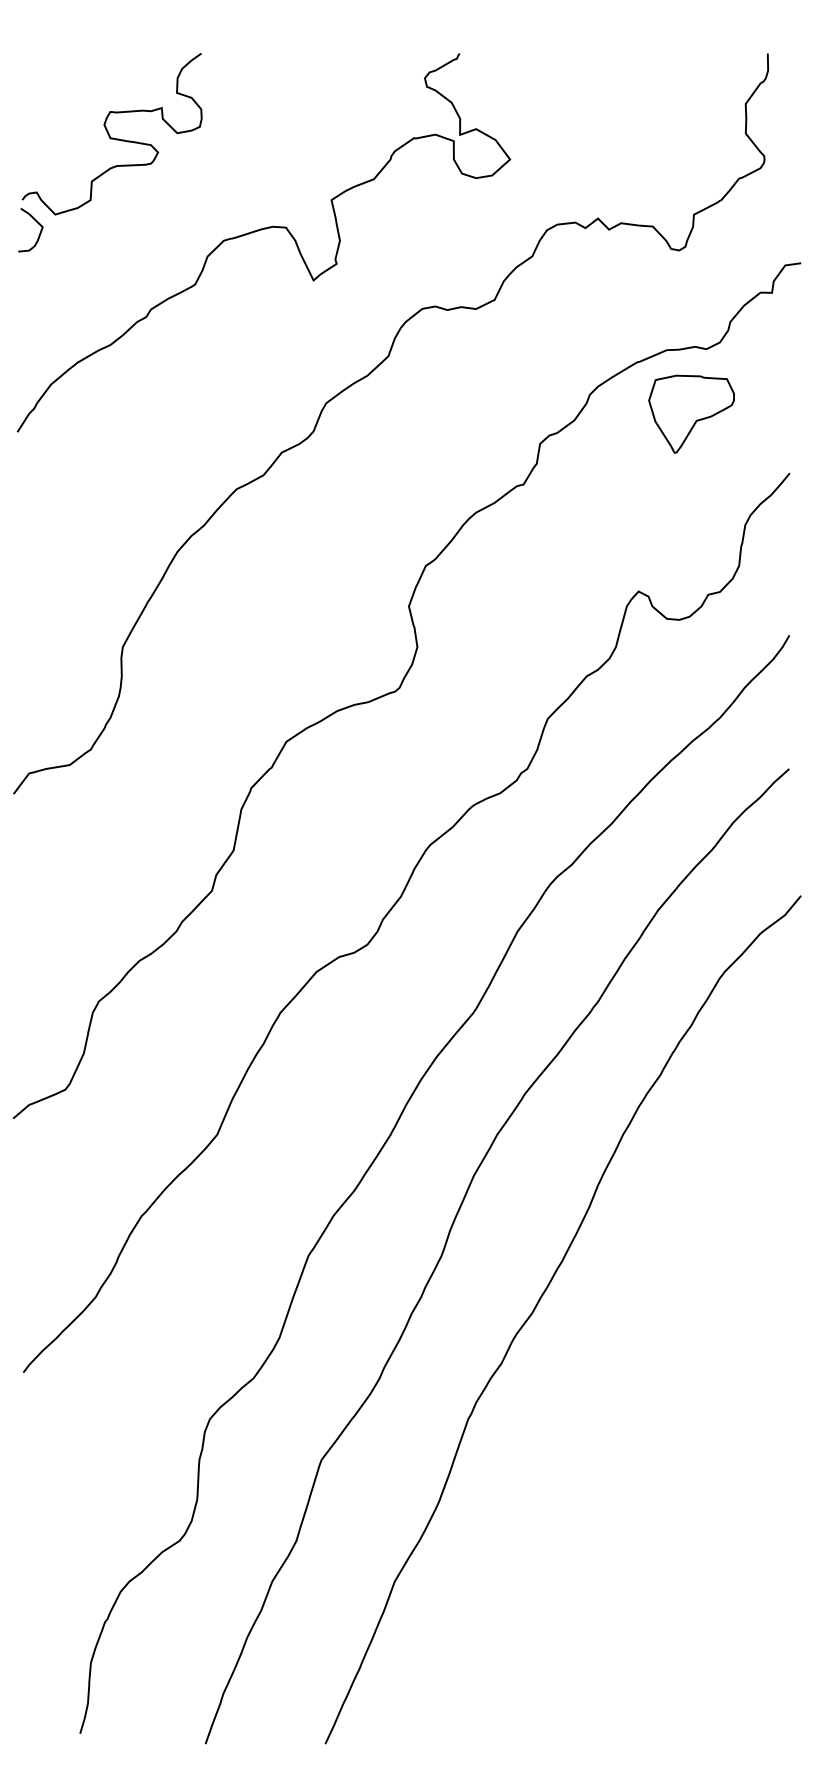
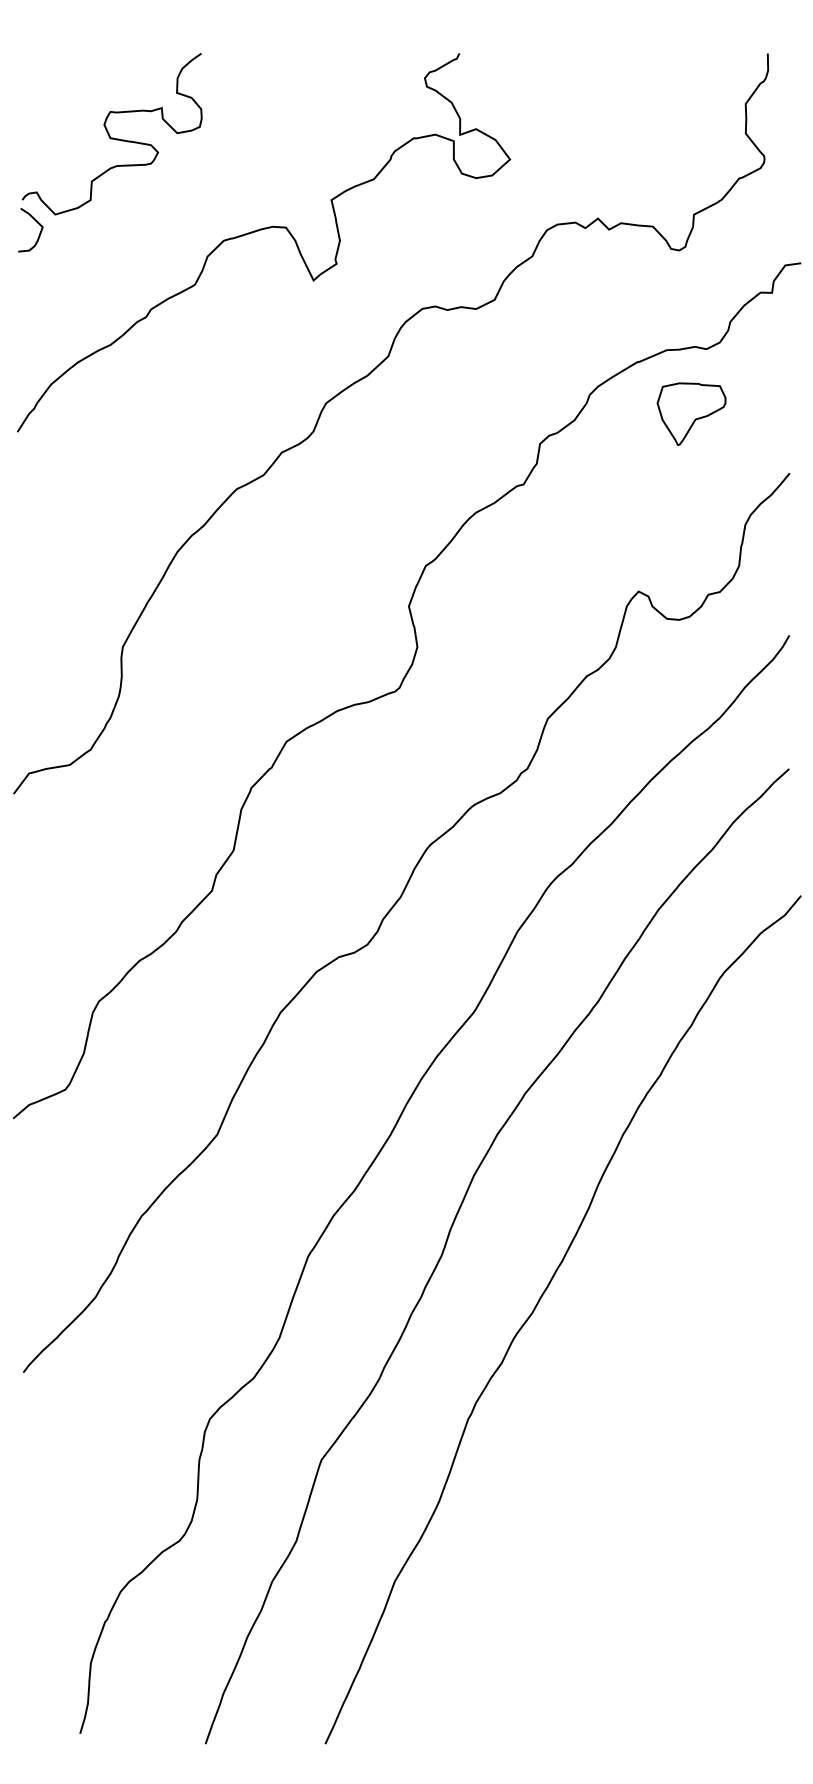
part size: 87x80 px -> 71x64 px (691, 413)
